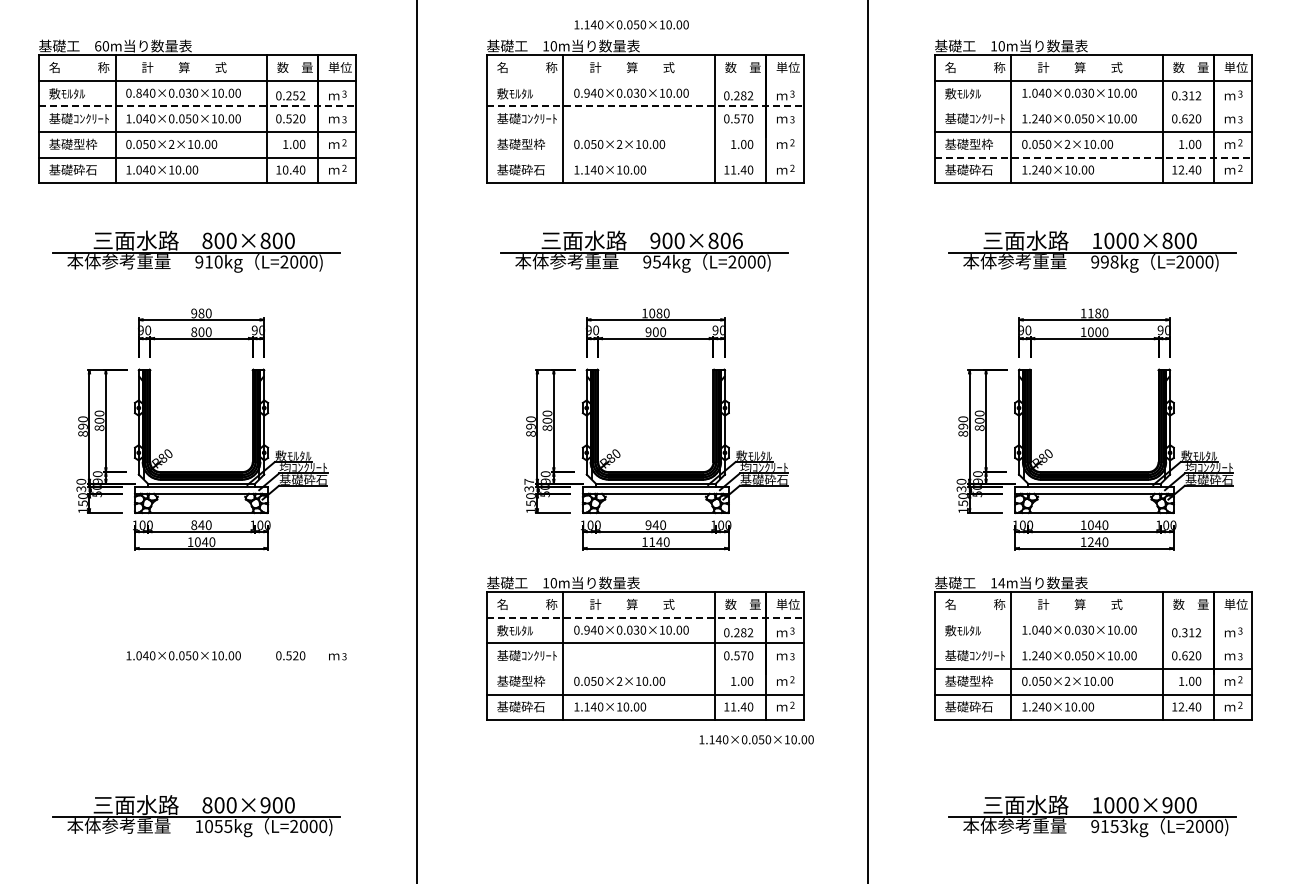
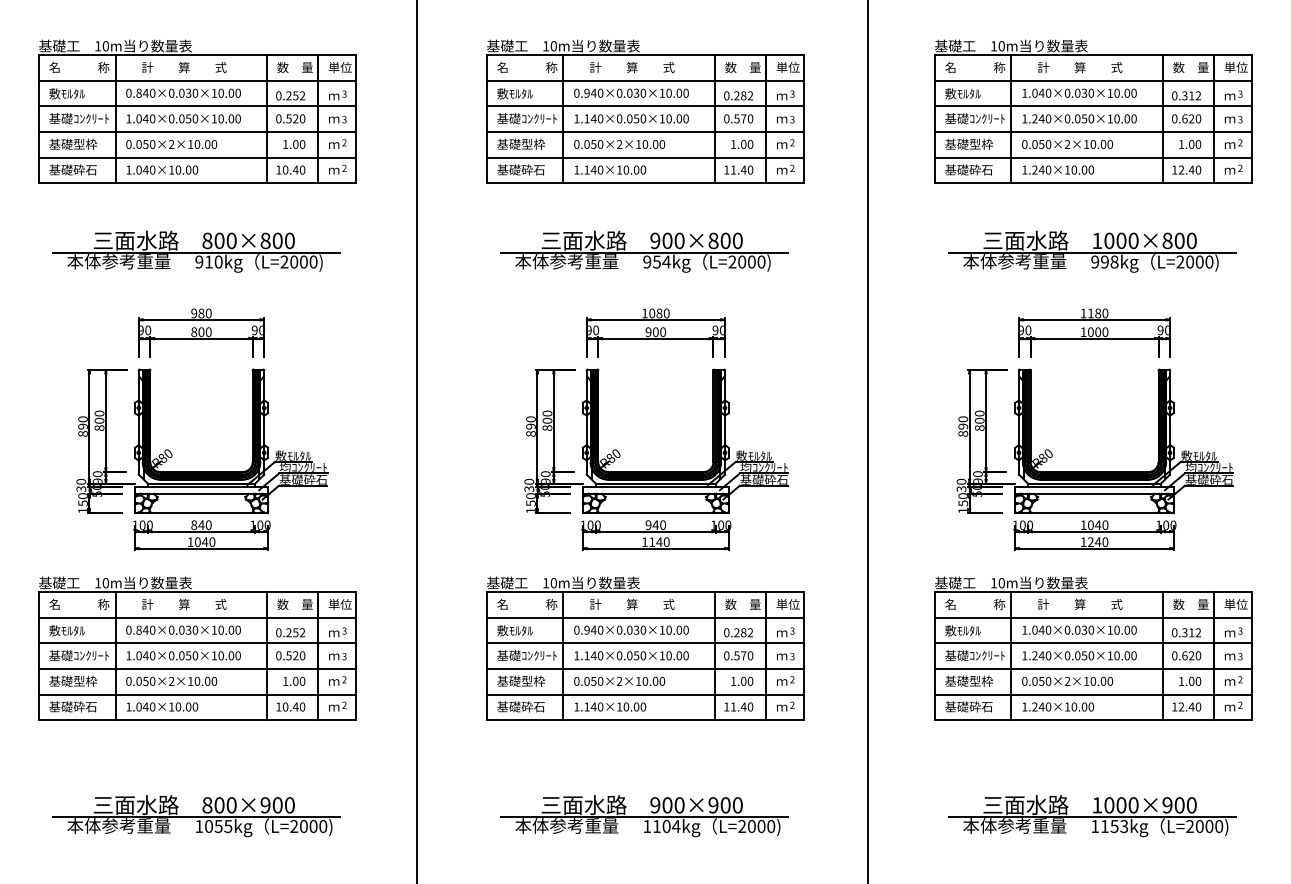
text position: (631, 24) -> (631, 118) (631, 118)
text: 60m -> 10m (98, 46)
line: none -> present (645, 80)
line: dashed -> solid (197, 106)
line: dashed -> solid (645, 106)
line: none -> present (1093, 106)
line: none -> present (645, 132)
line: none -> present (645, 157)
line: dashed -> solid (1093, 157)
text: 900×806 -> 900×800 (737, 240)
text: 37 -> 30 (529, 481)
text: 14m -> 10m (1001, 583)
line: dashed -> solid (645, 617)
line: none -> present (1093, 617)
line: none -> present (1093, 643)
part: none -> present (197, 648)
line: none -> present (645, 669)
text position: (756, 739) -> (631, 655) (631, 655)
part: none -> present (644, 816)
text: 9153kg -> 1153kg (1095, 826)
